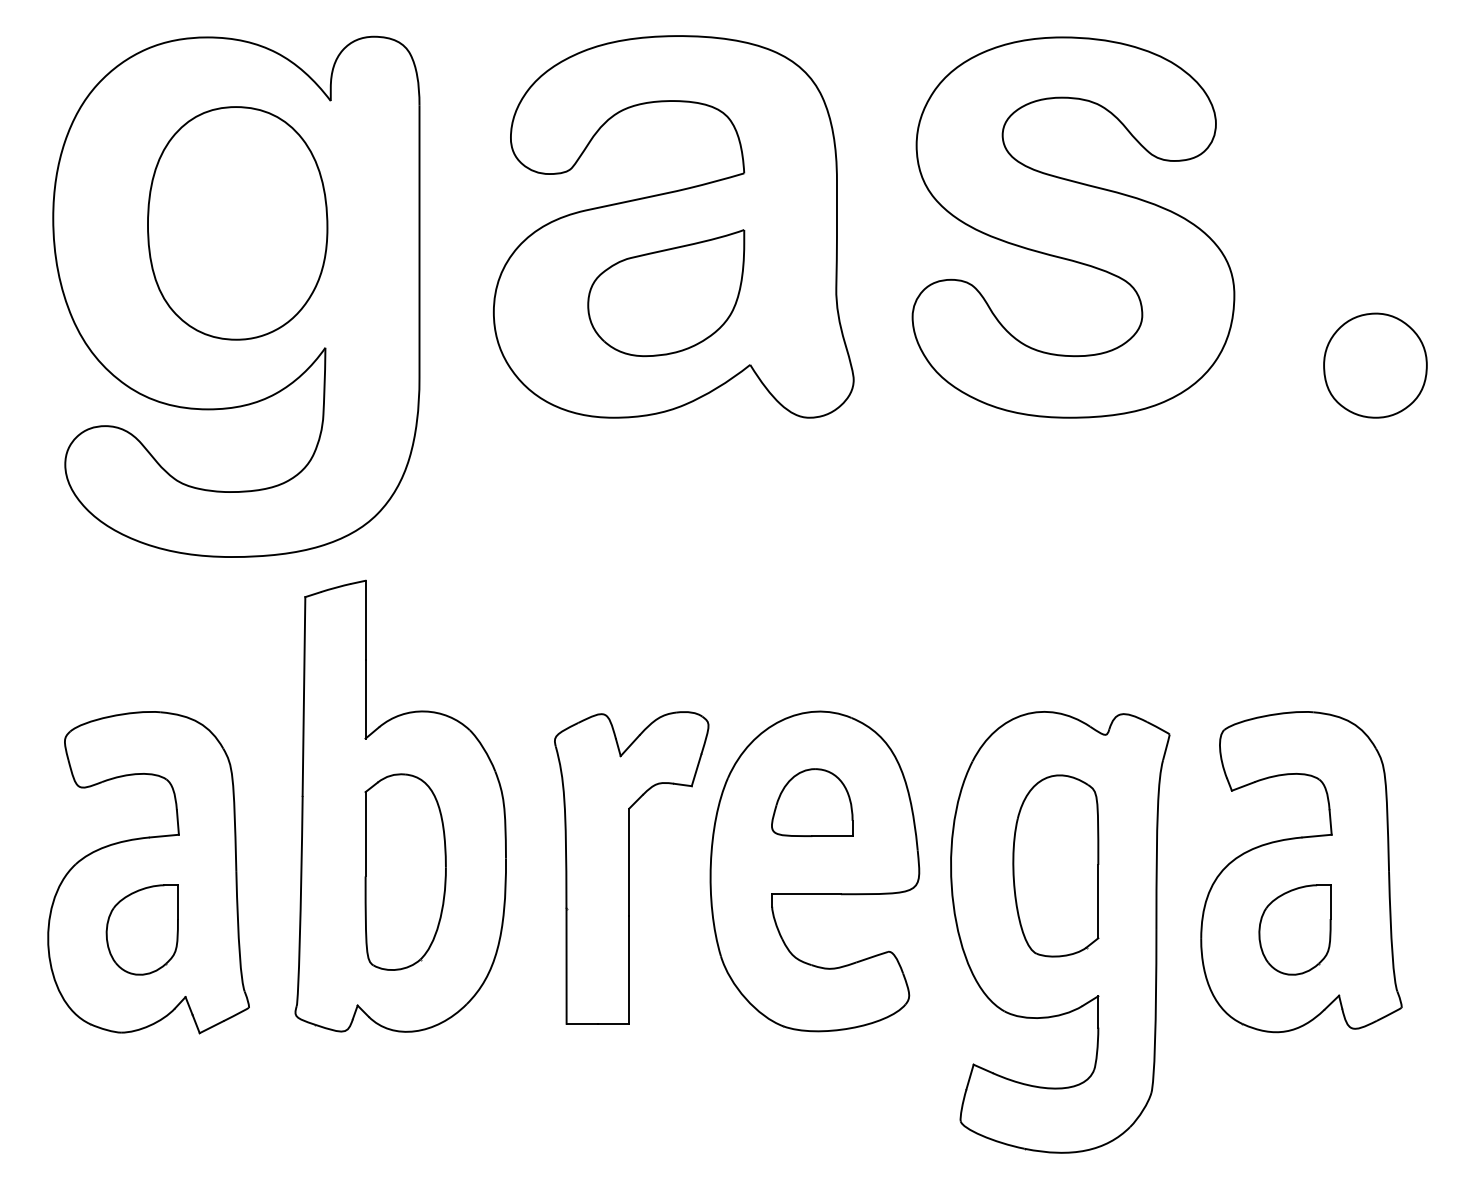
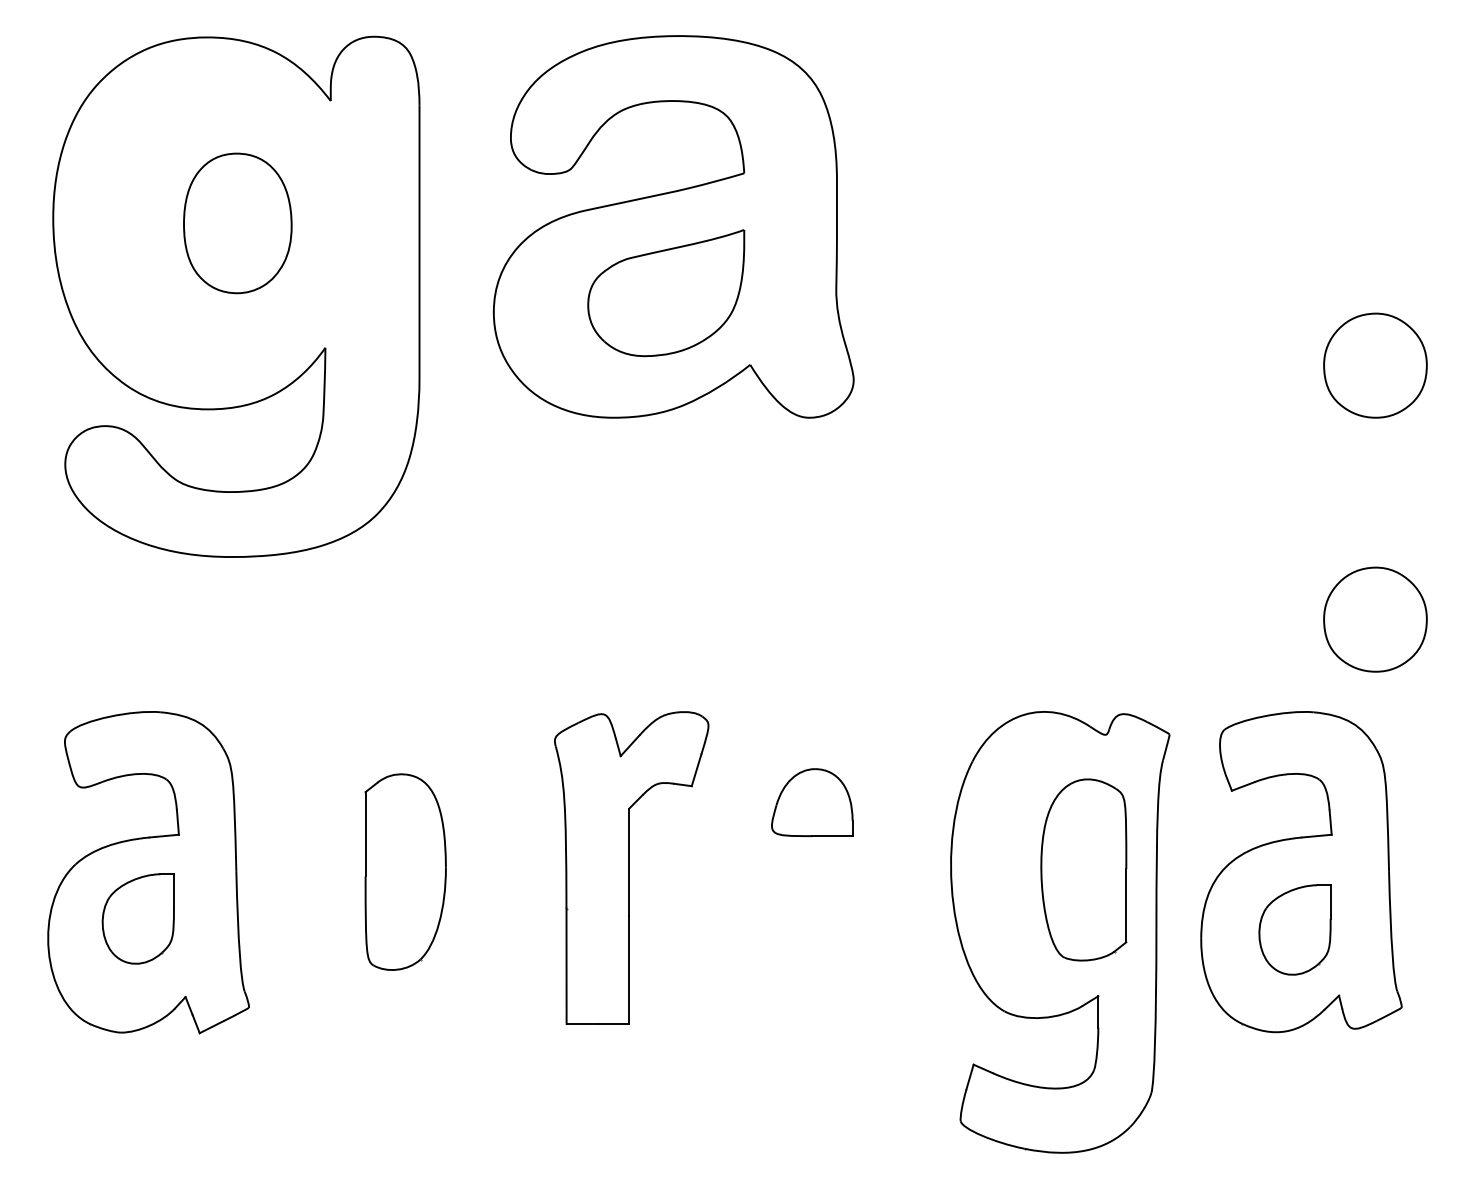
part size: 182x235 px -> 110x143 px (237, 223)
part: present -> none (1073, 227)
part: none -> present (1375, 619)
part: present -> none (400, 805)
part position: (1055, 865) -> (1083, 869) (1083, 869)
part: present -> none (814, 871)
part position: (141, 929) -> (137, 918) (137, 918)
